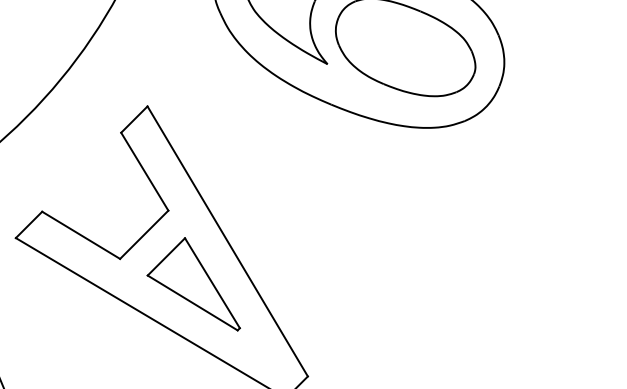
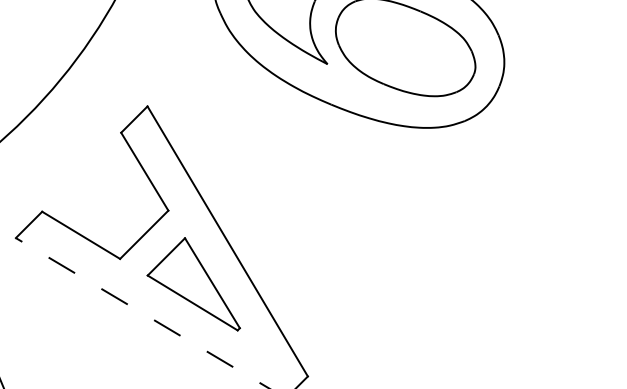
line: solid -> dashed (142, 313)
